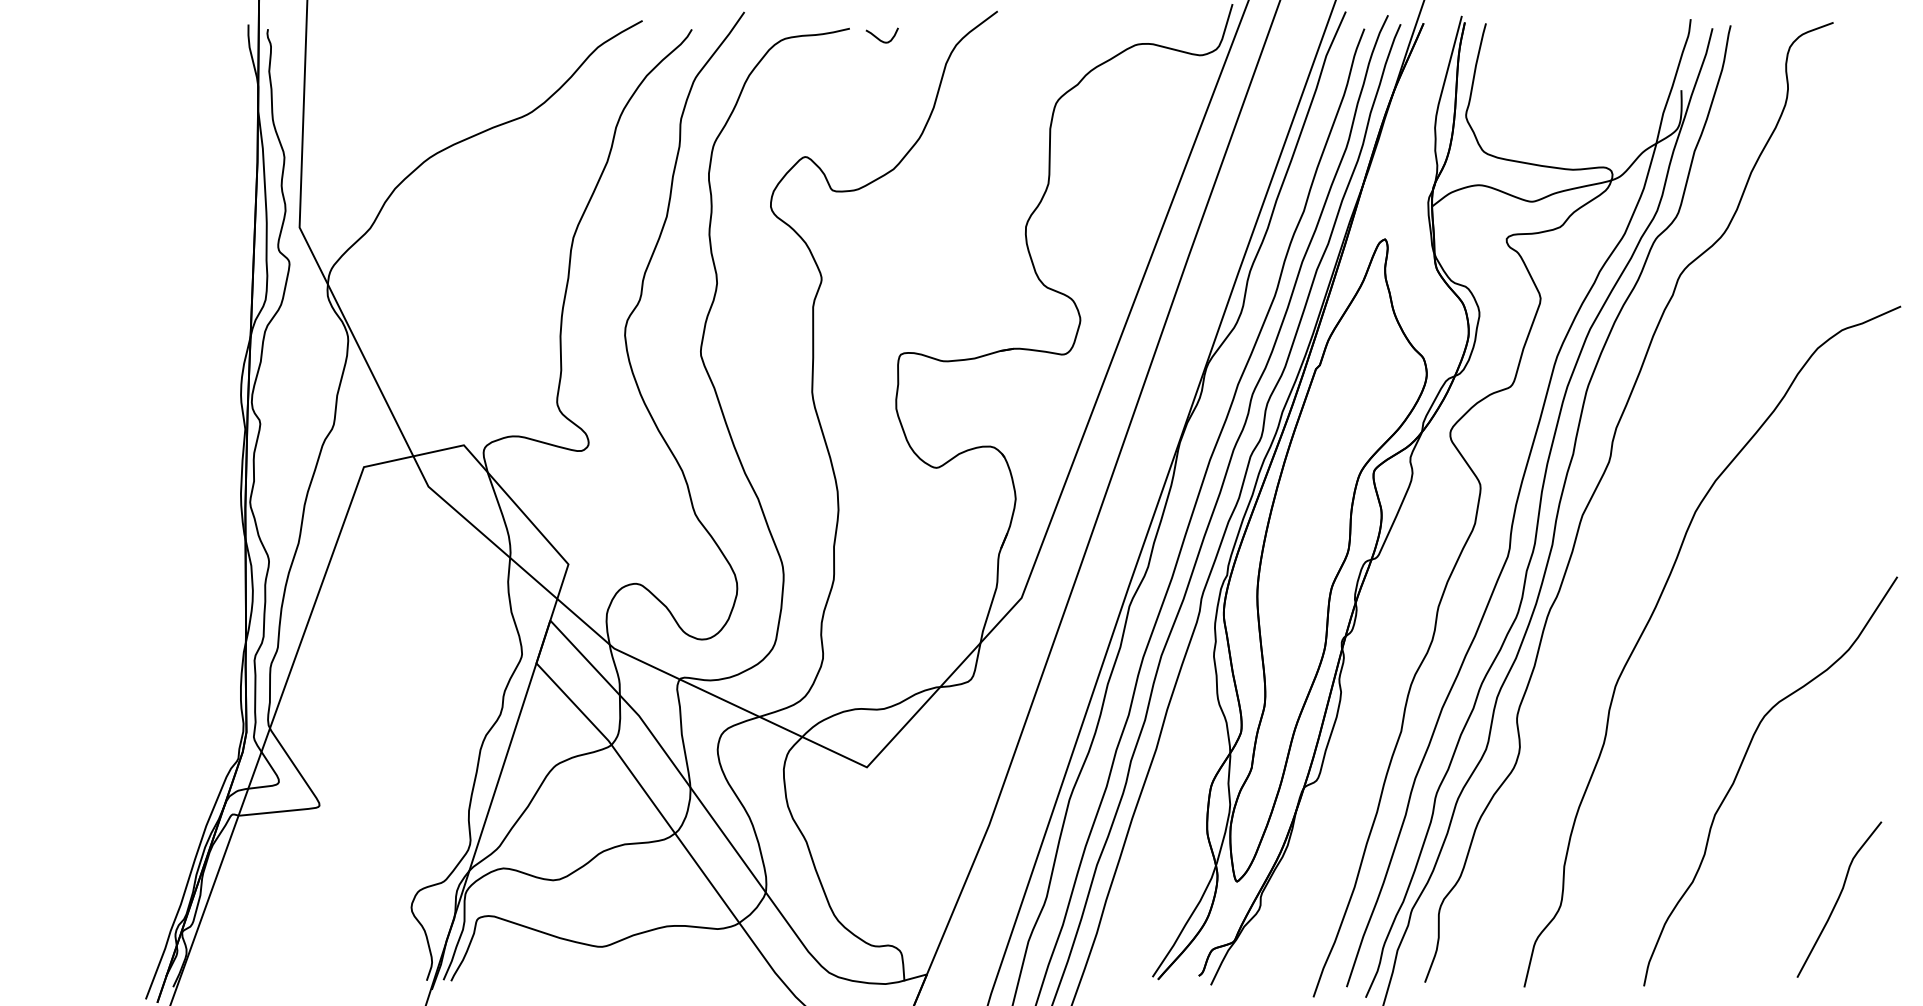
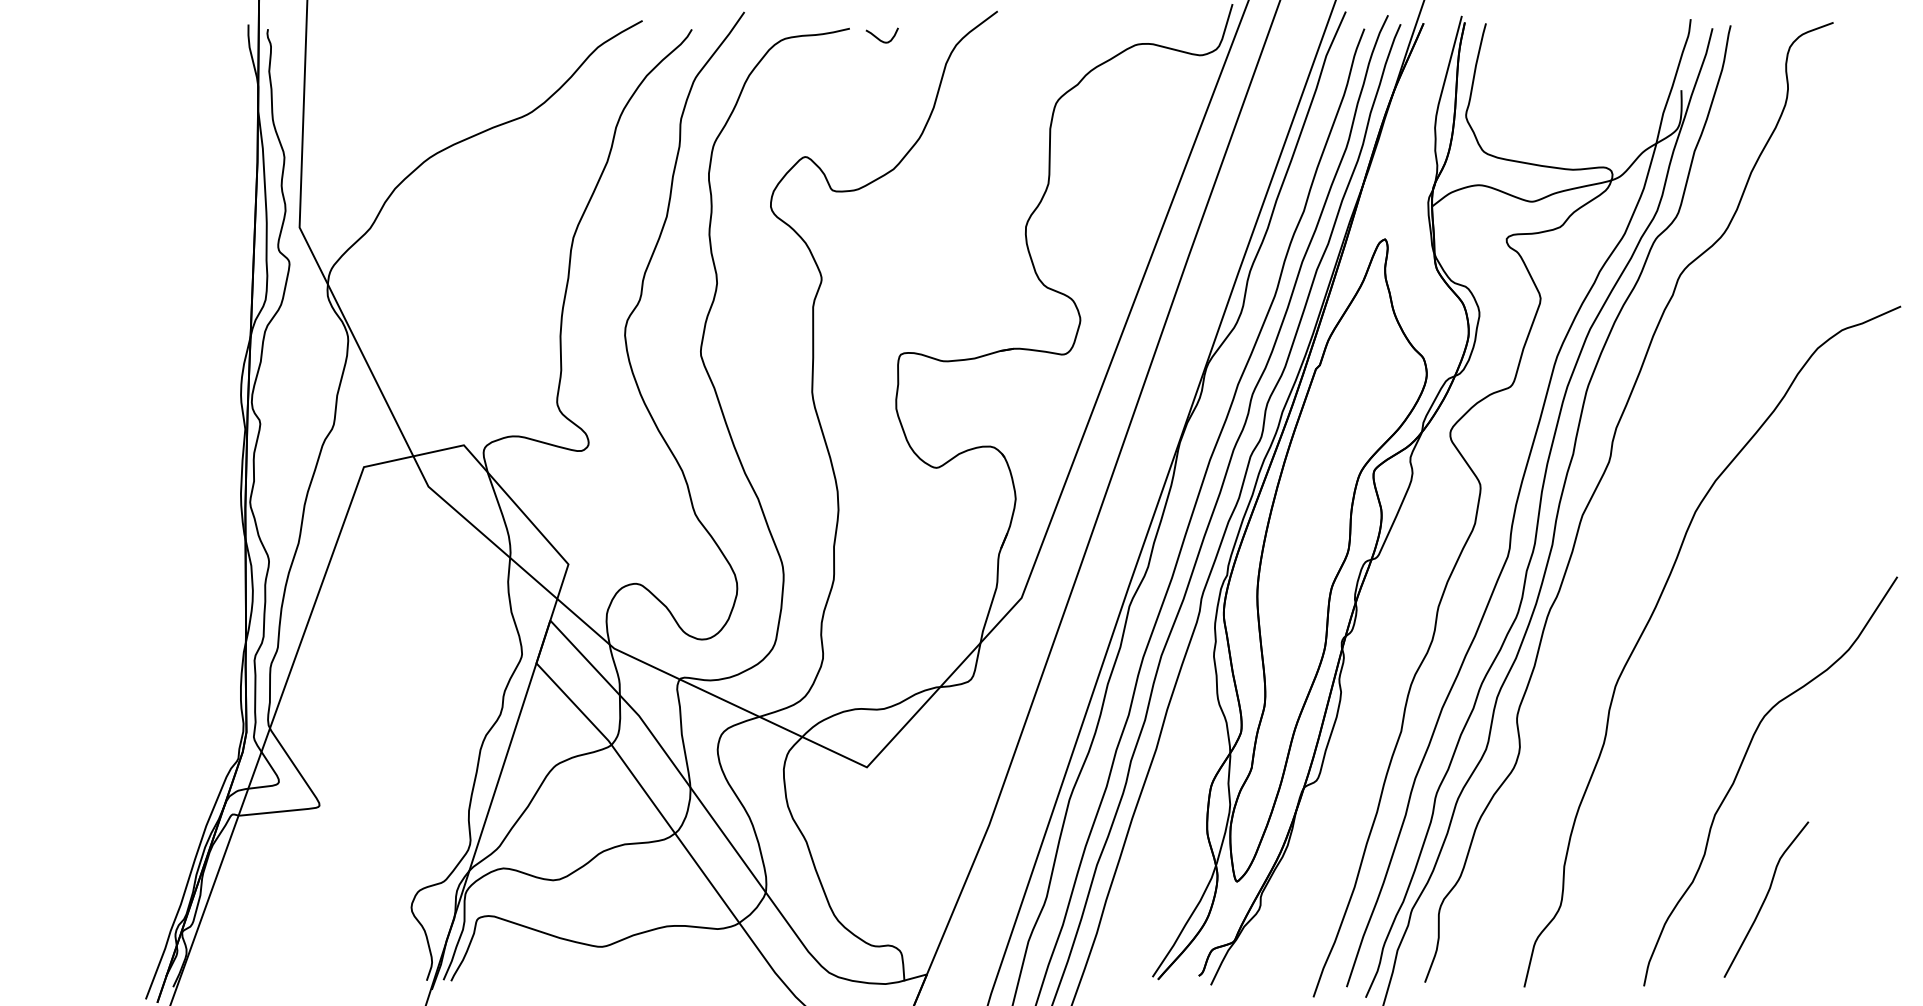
curve position: (1839, 898) -> (1766, 898) (1766, 898)
